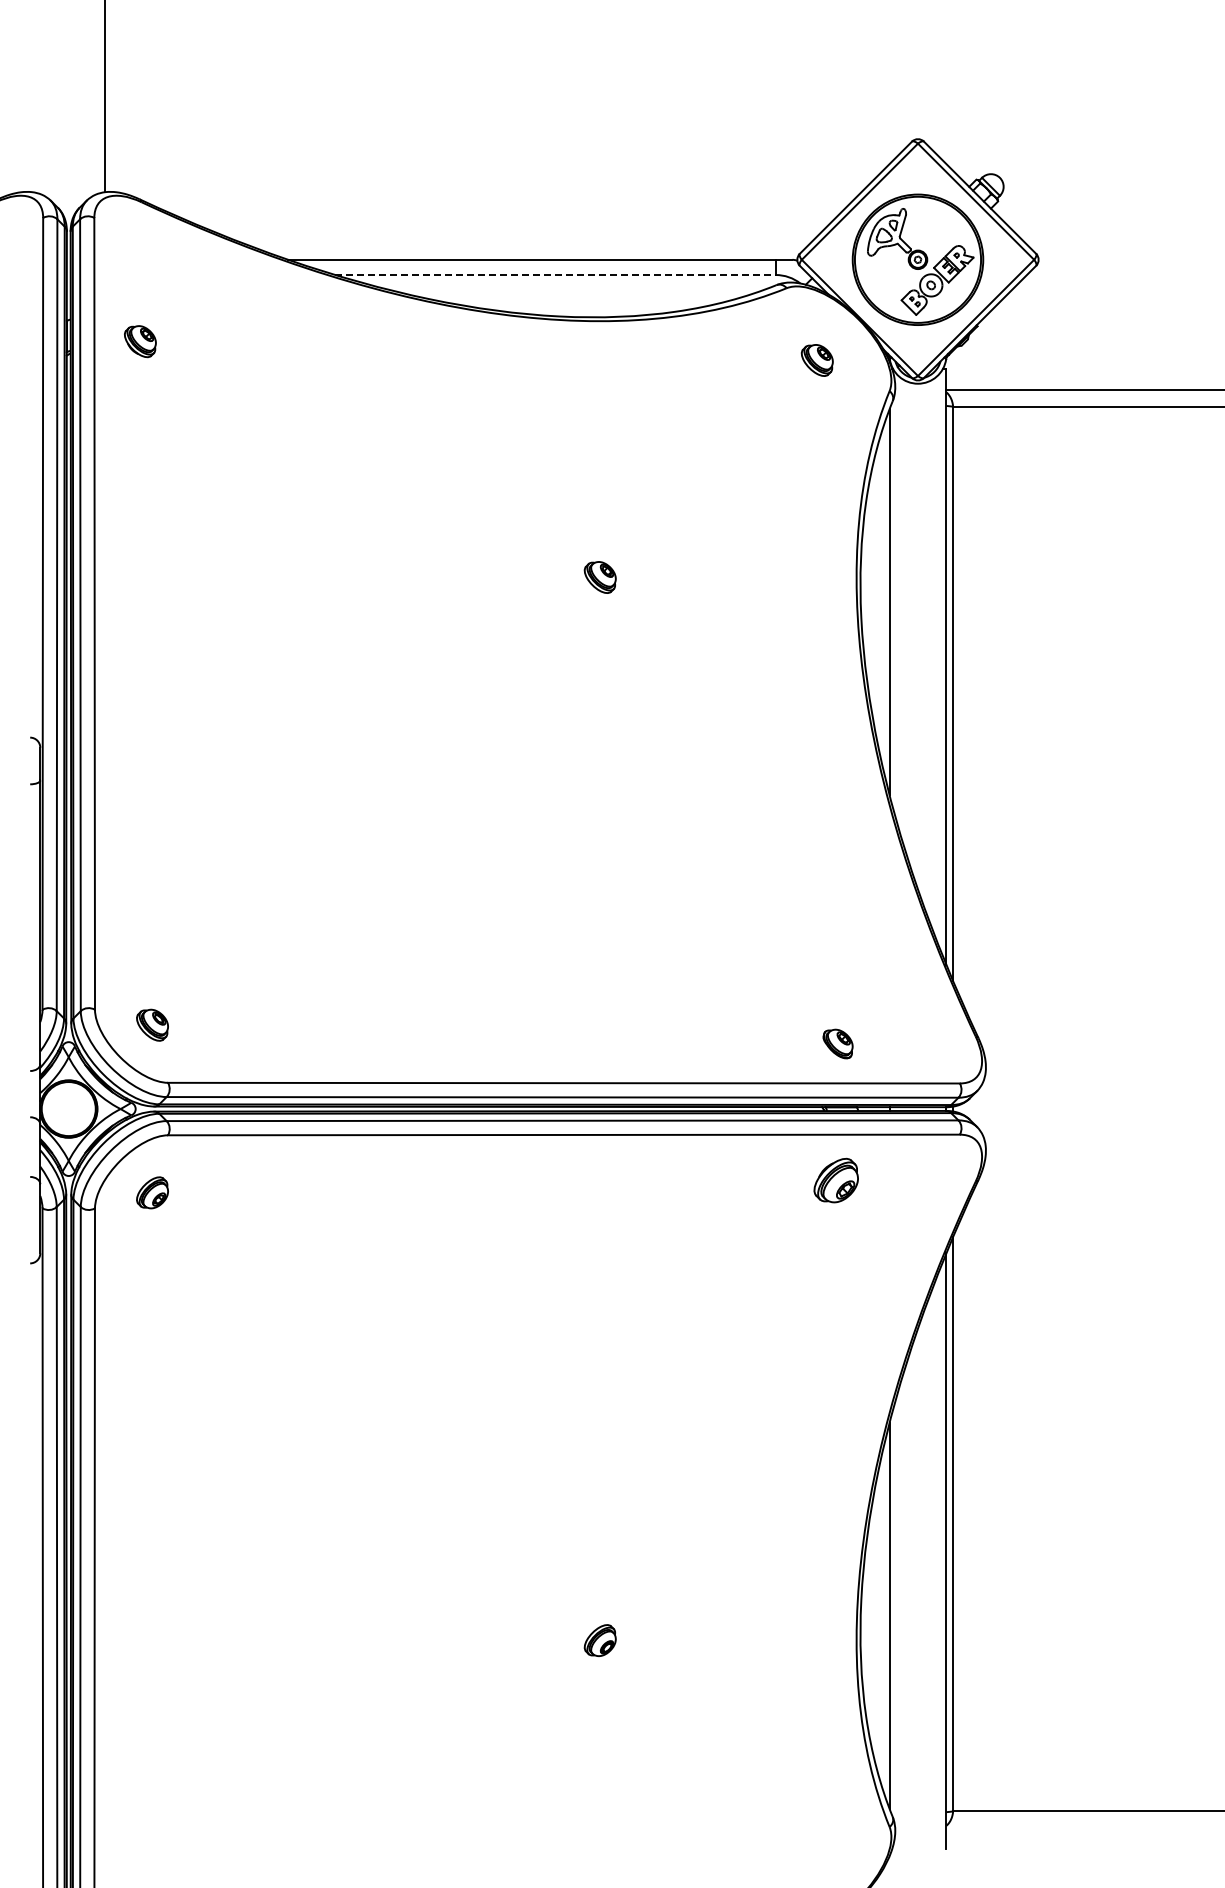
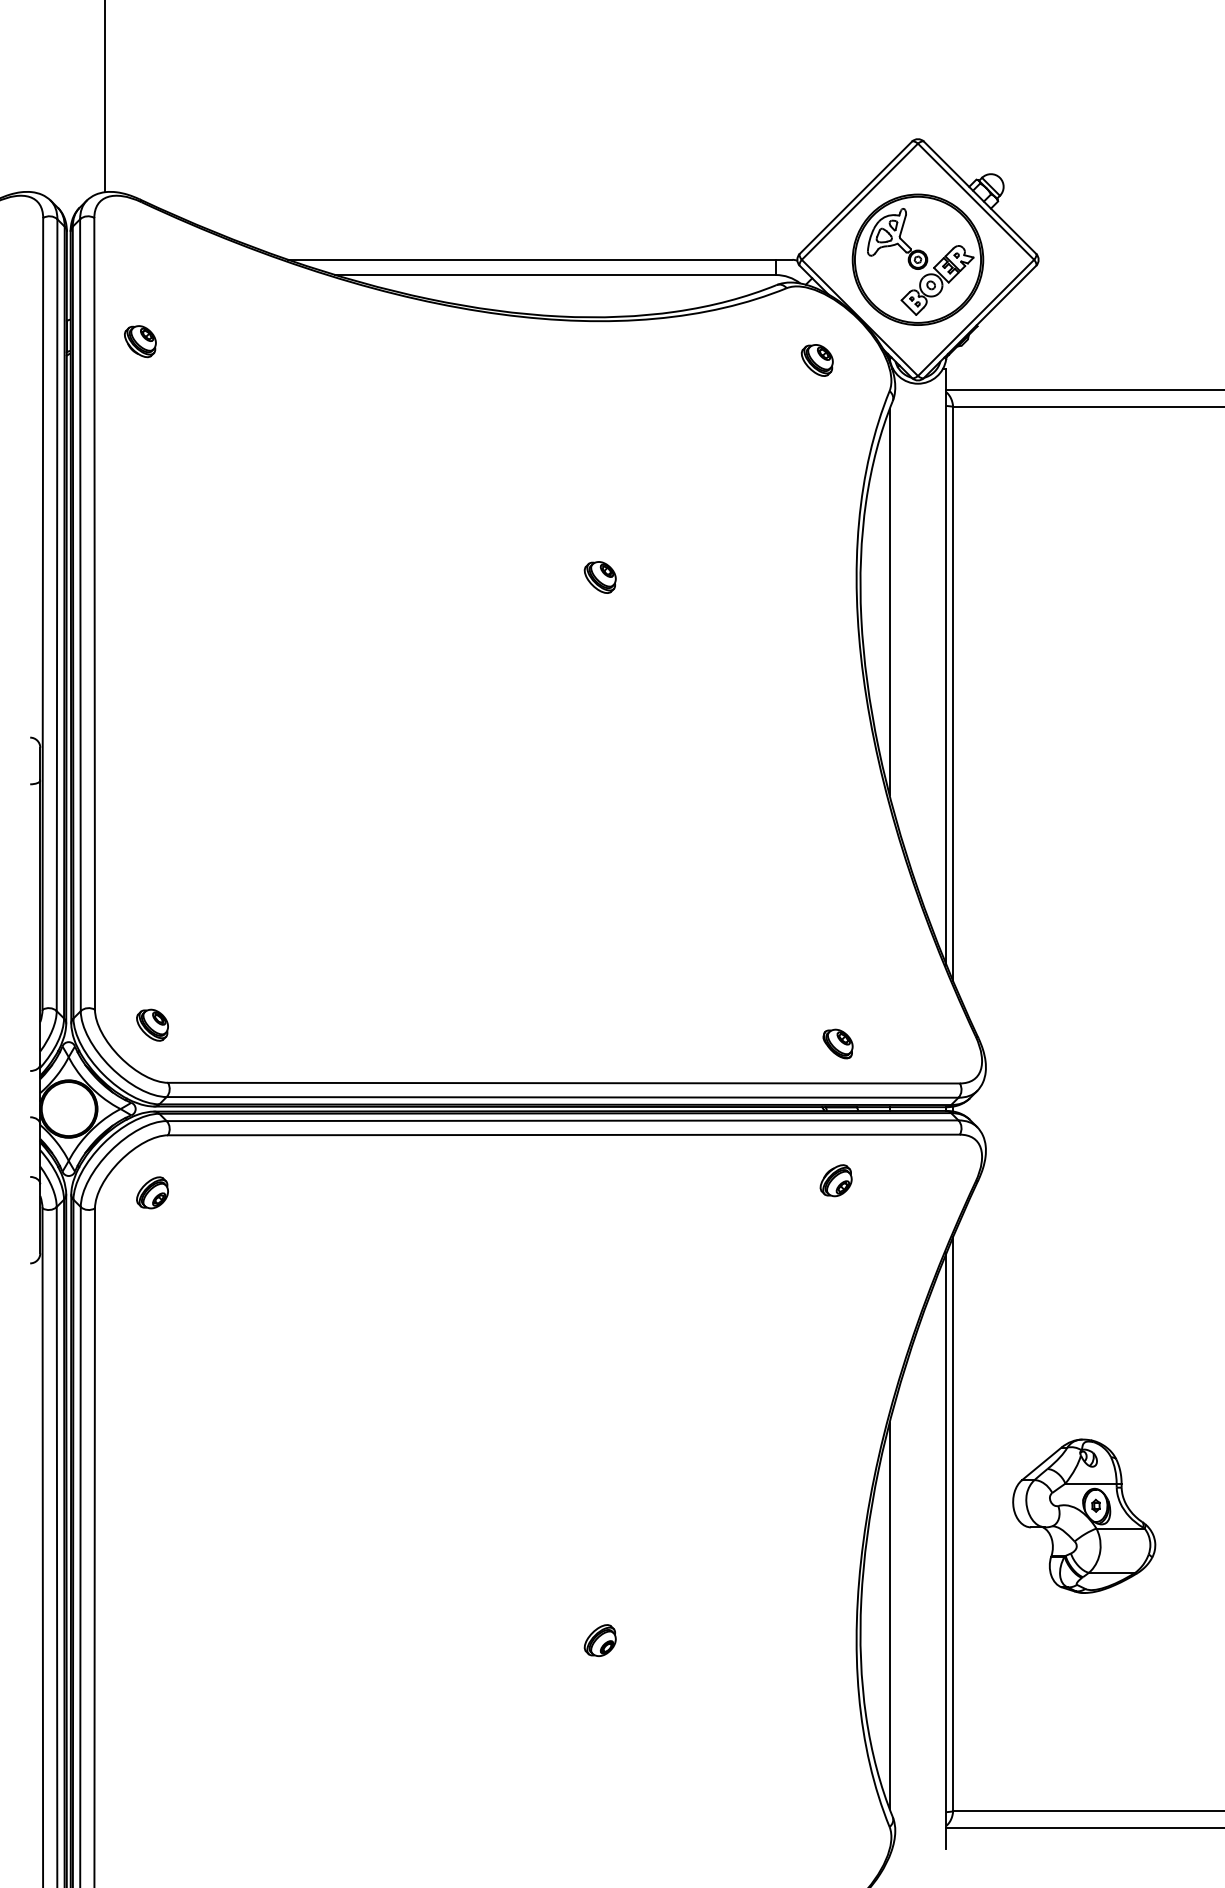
line: dashed -> solid (556, 275)
part size: 46x47 px -> 34x34 px (835, 1180)
part: none -> present (1084, 1515)
line: none -> present (1083, 1828)
